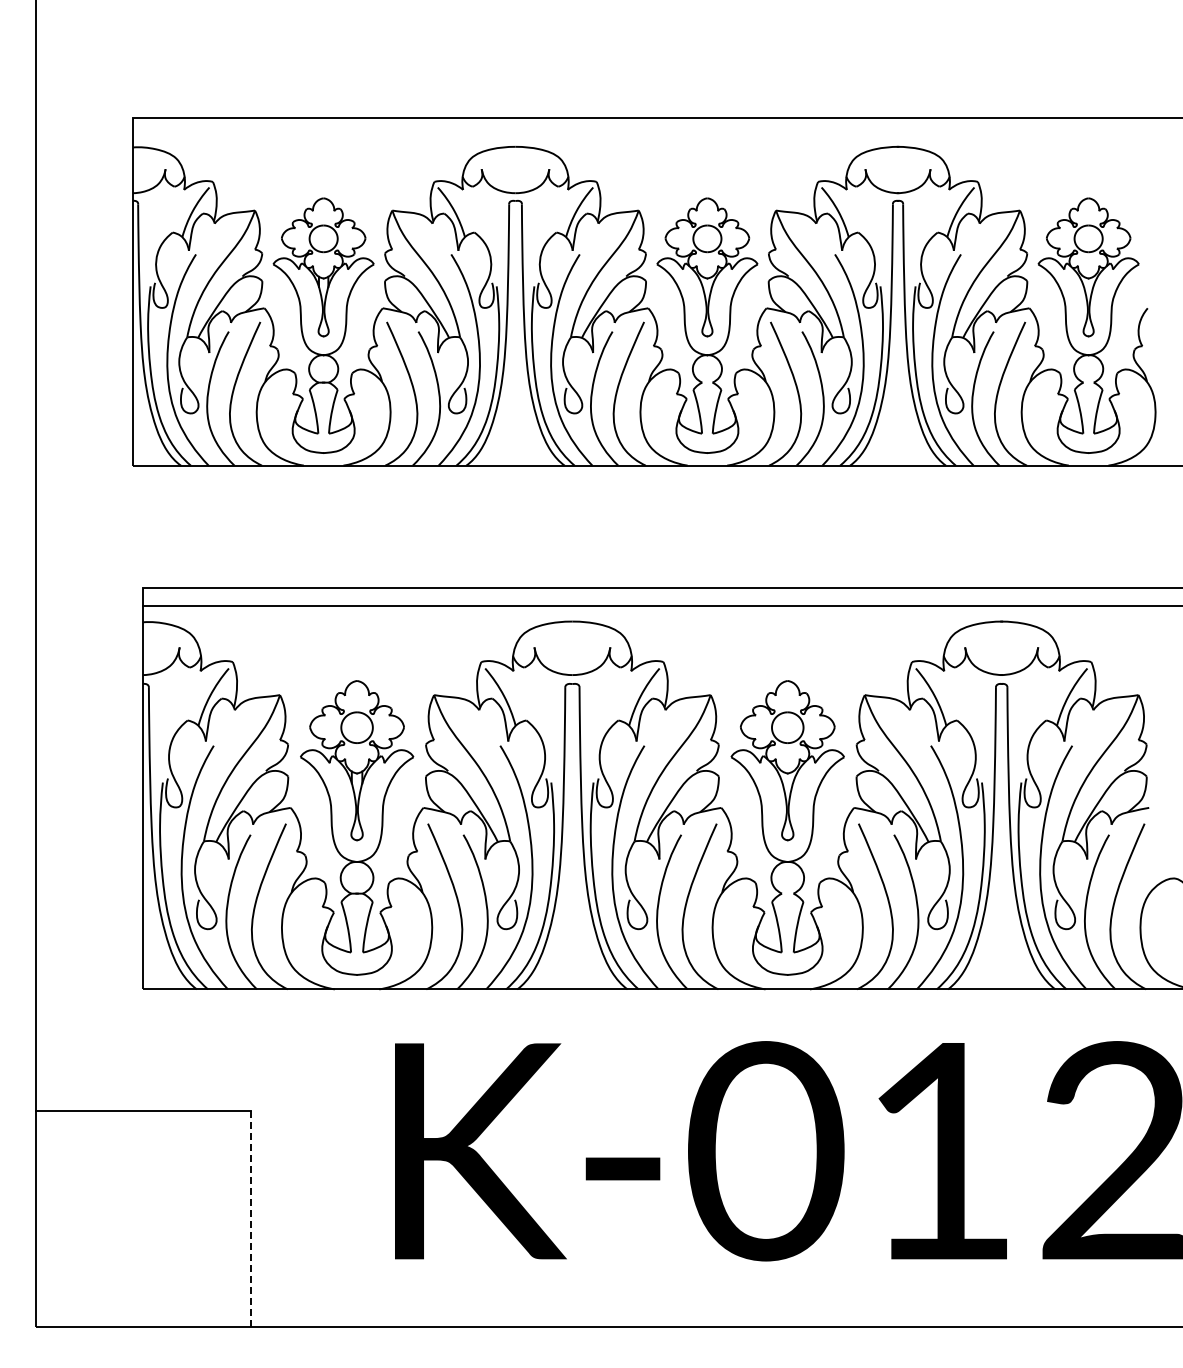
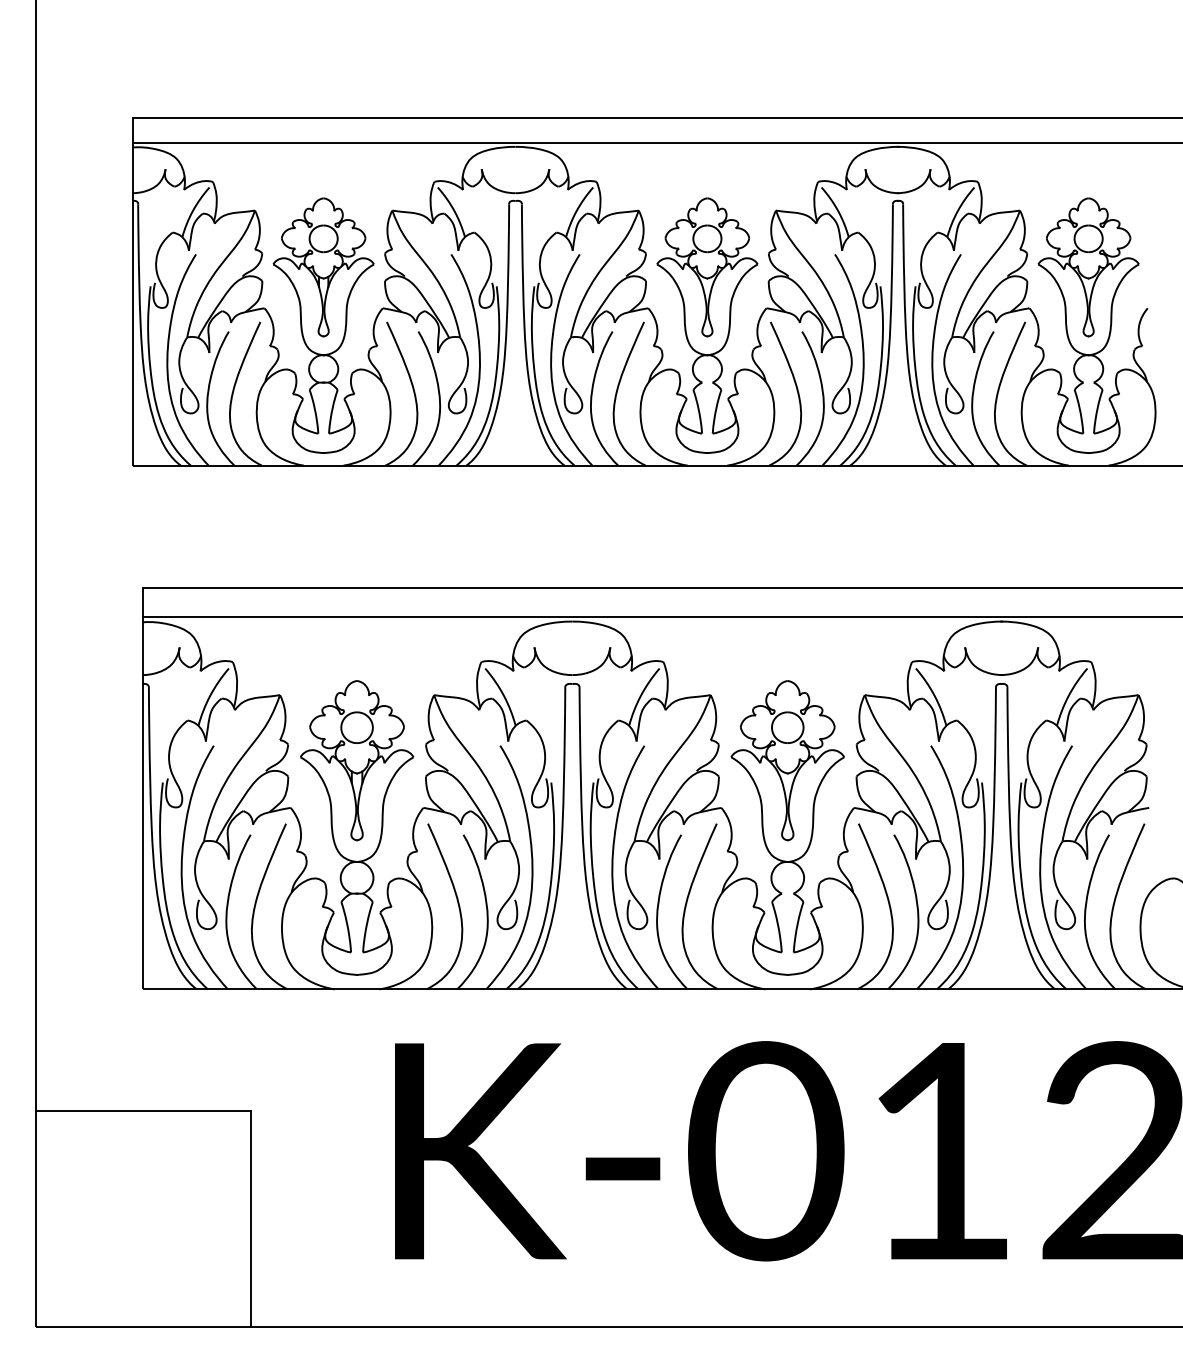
line: none -> present (656, 142)
line position: (661, 606) -> (661, 617) (661, 617)
line: dashed -> solid (251, 1219)
